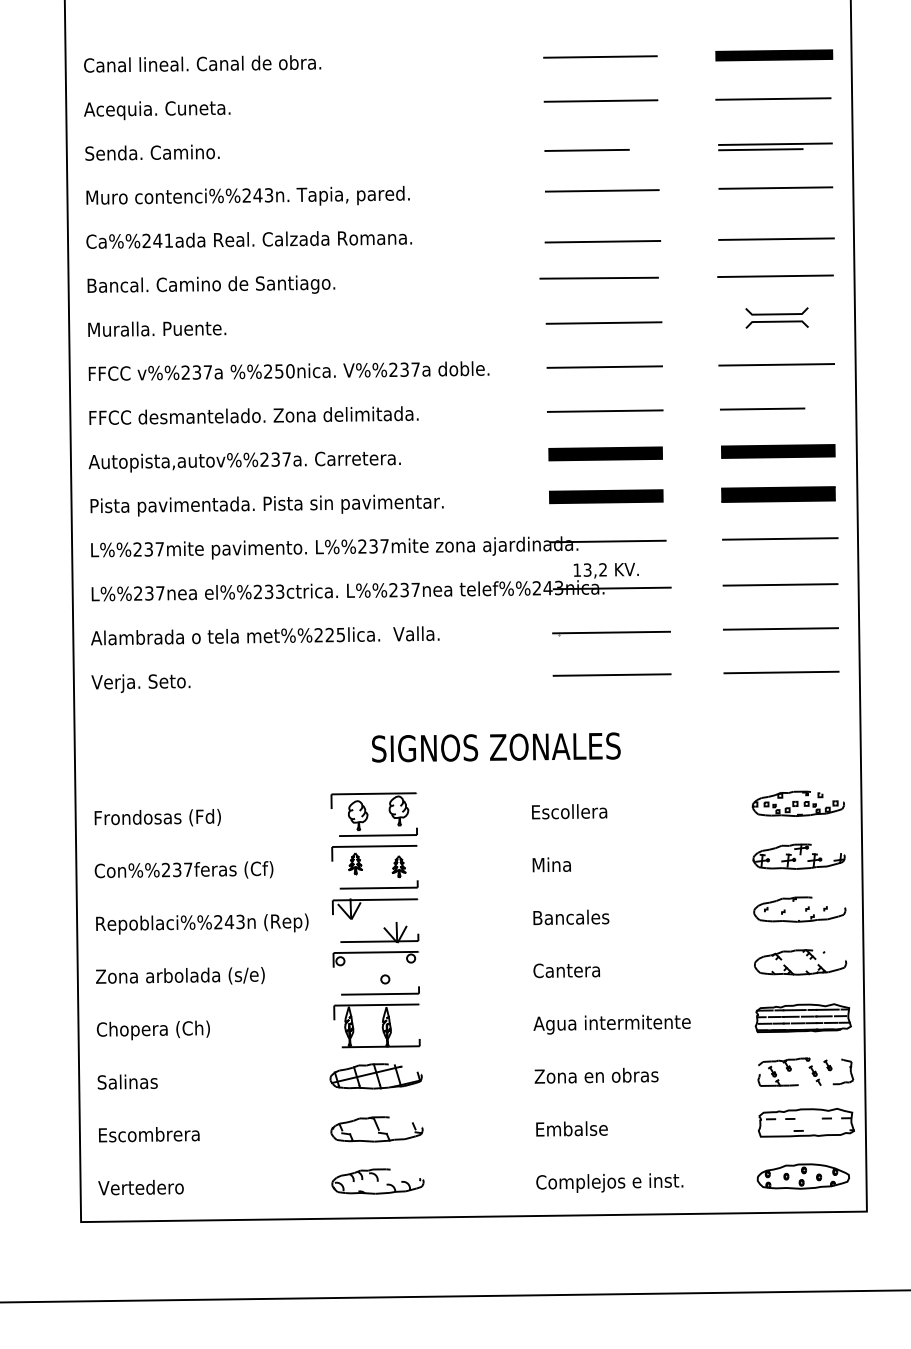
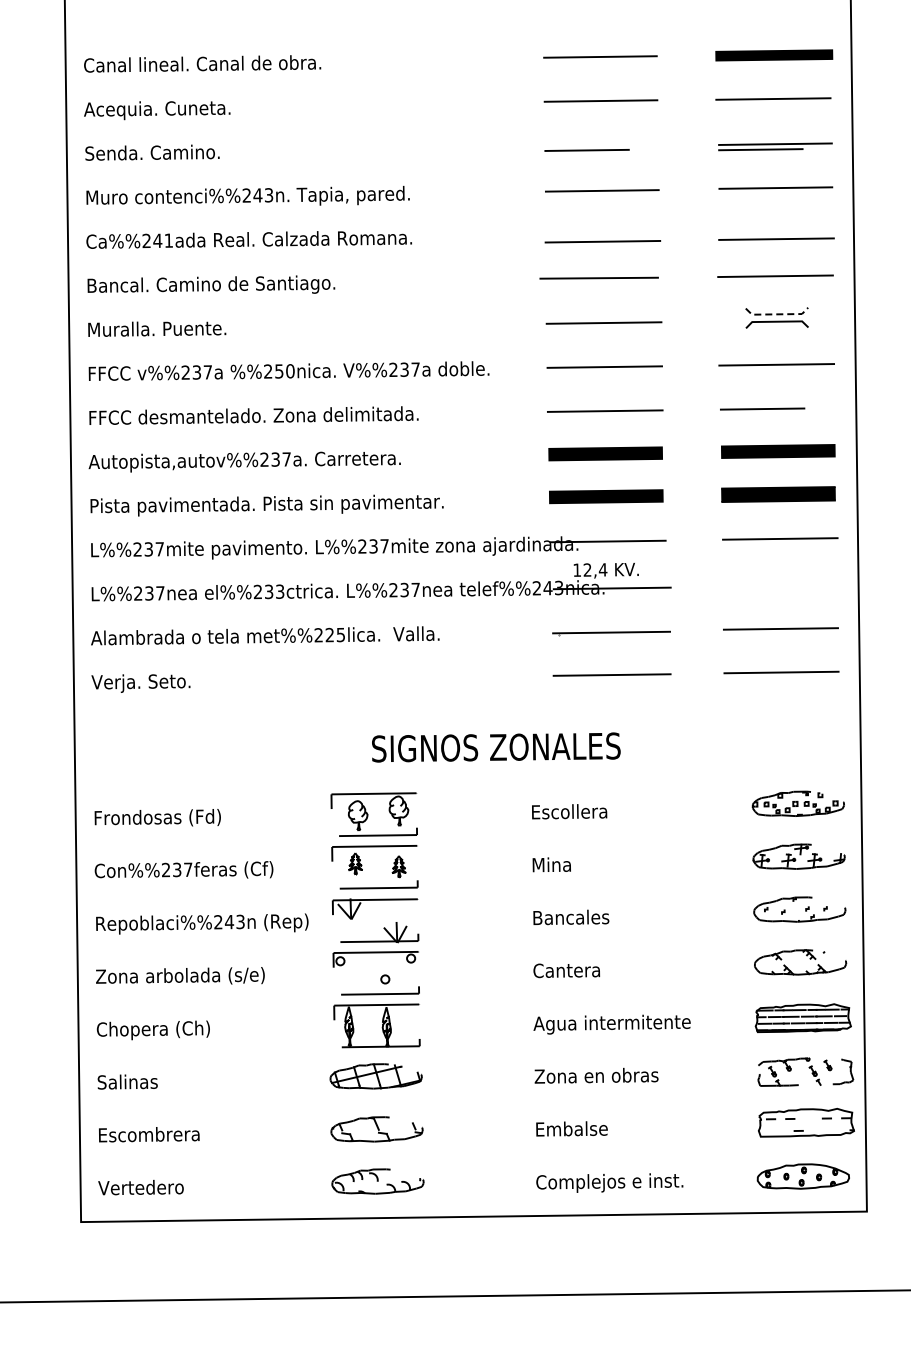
line: solid -> dashed (777, 314)
text: 13,2 -> 12,4 (595, 569)
line: present -> none (780, 584)
